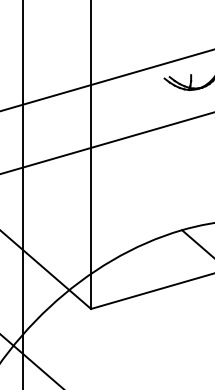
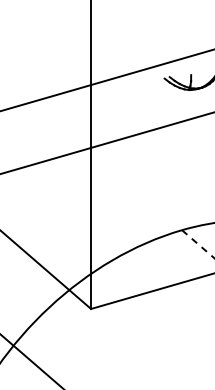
line: present -> none (22, 194)
line: solid -> dashed (198, 244)
